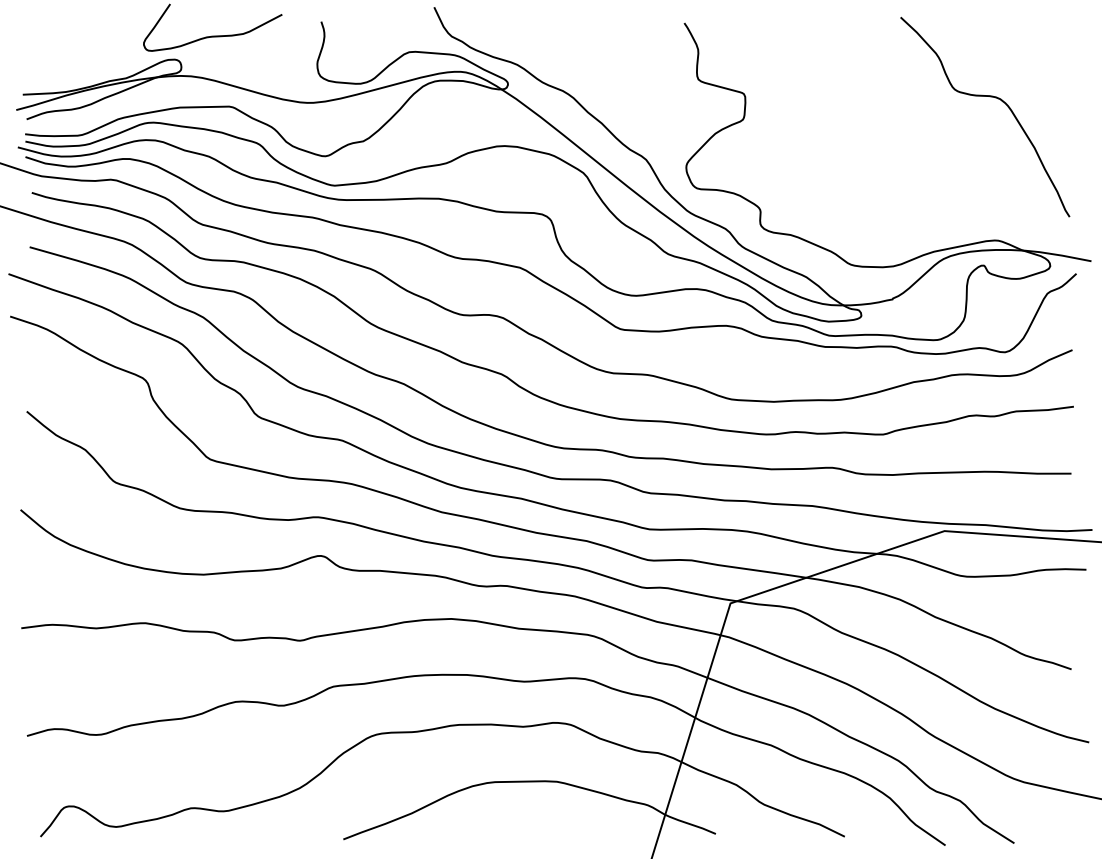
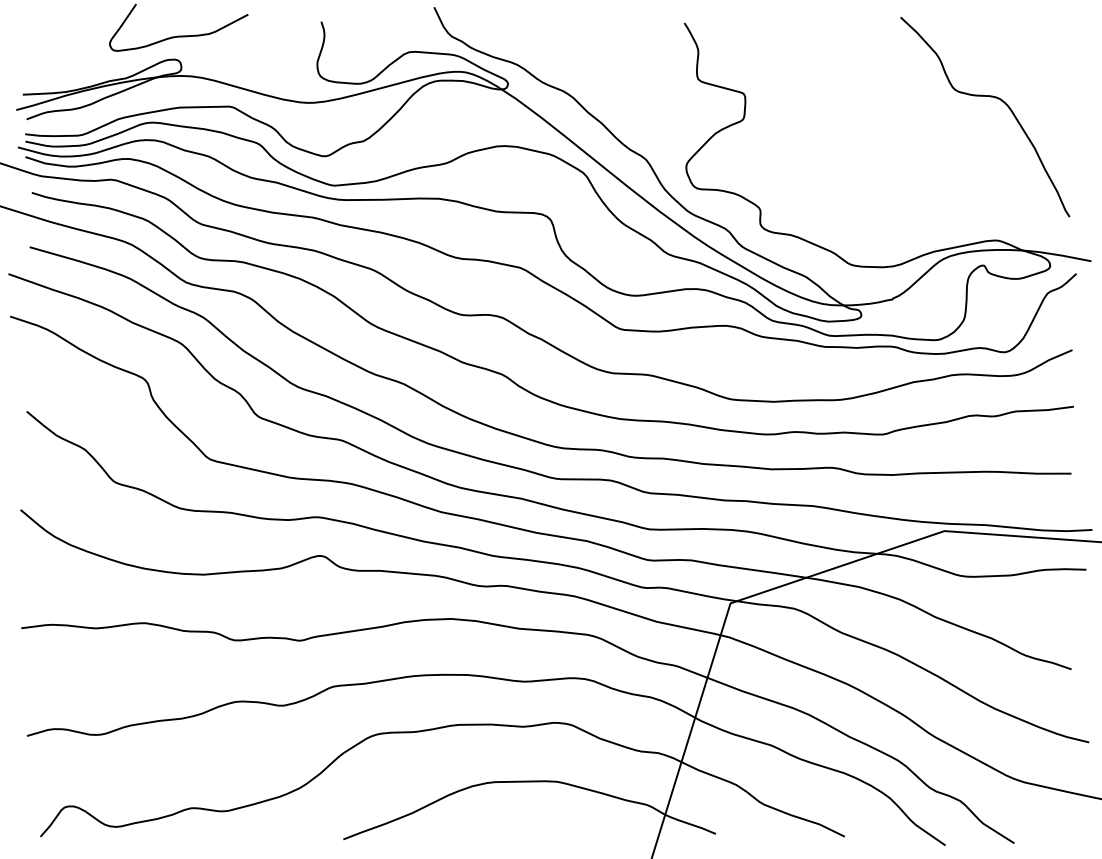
curve position: (212, 35) -> (178, 35) (178, 35)
